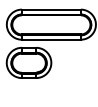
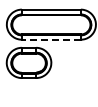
line: solid -> dashed (51, 39)
